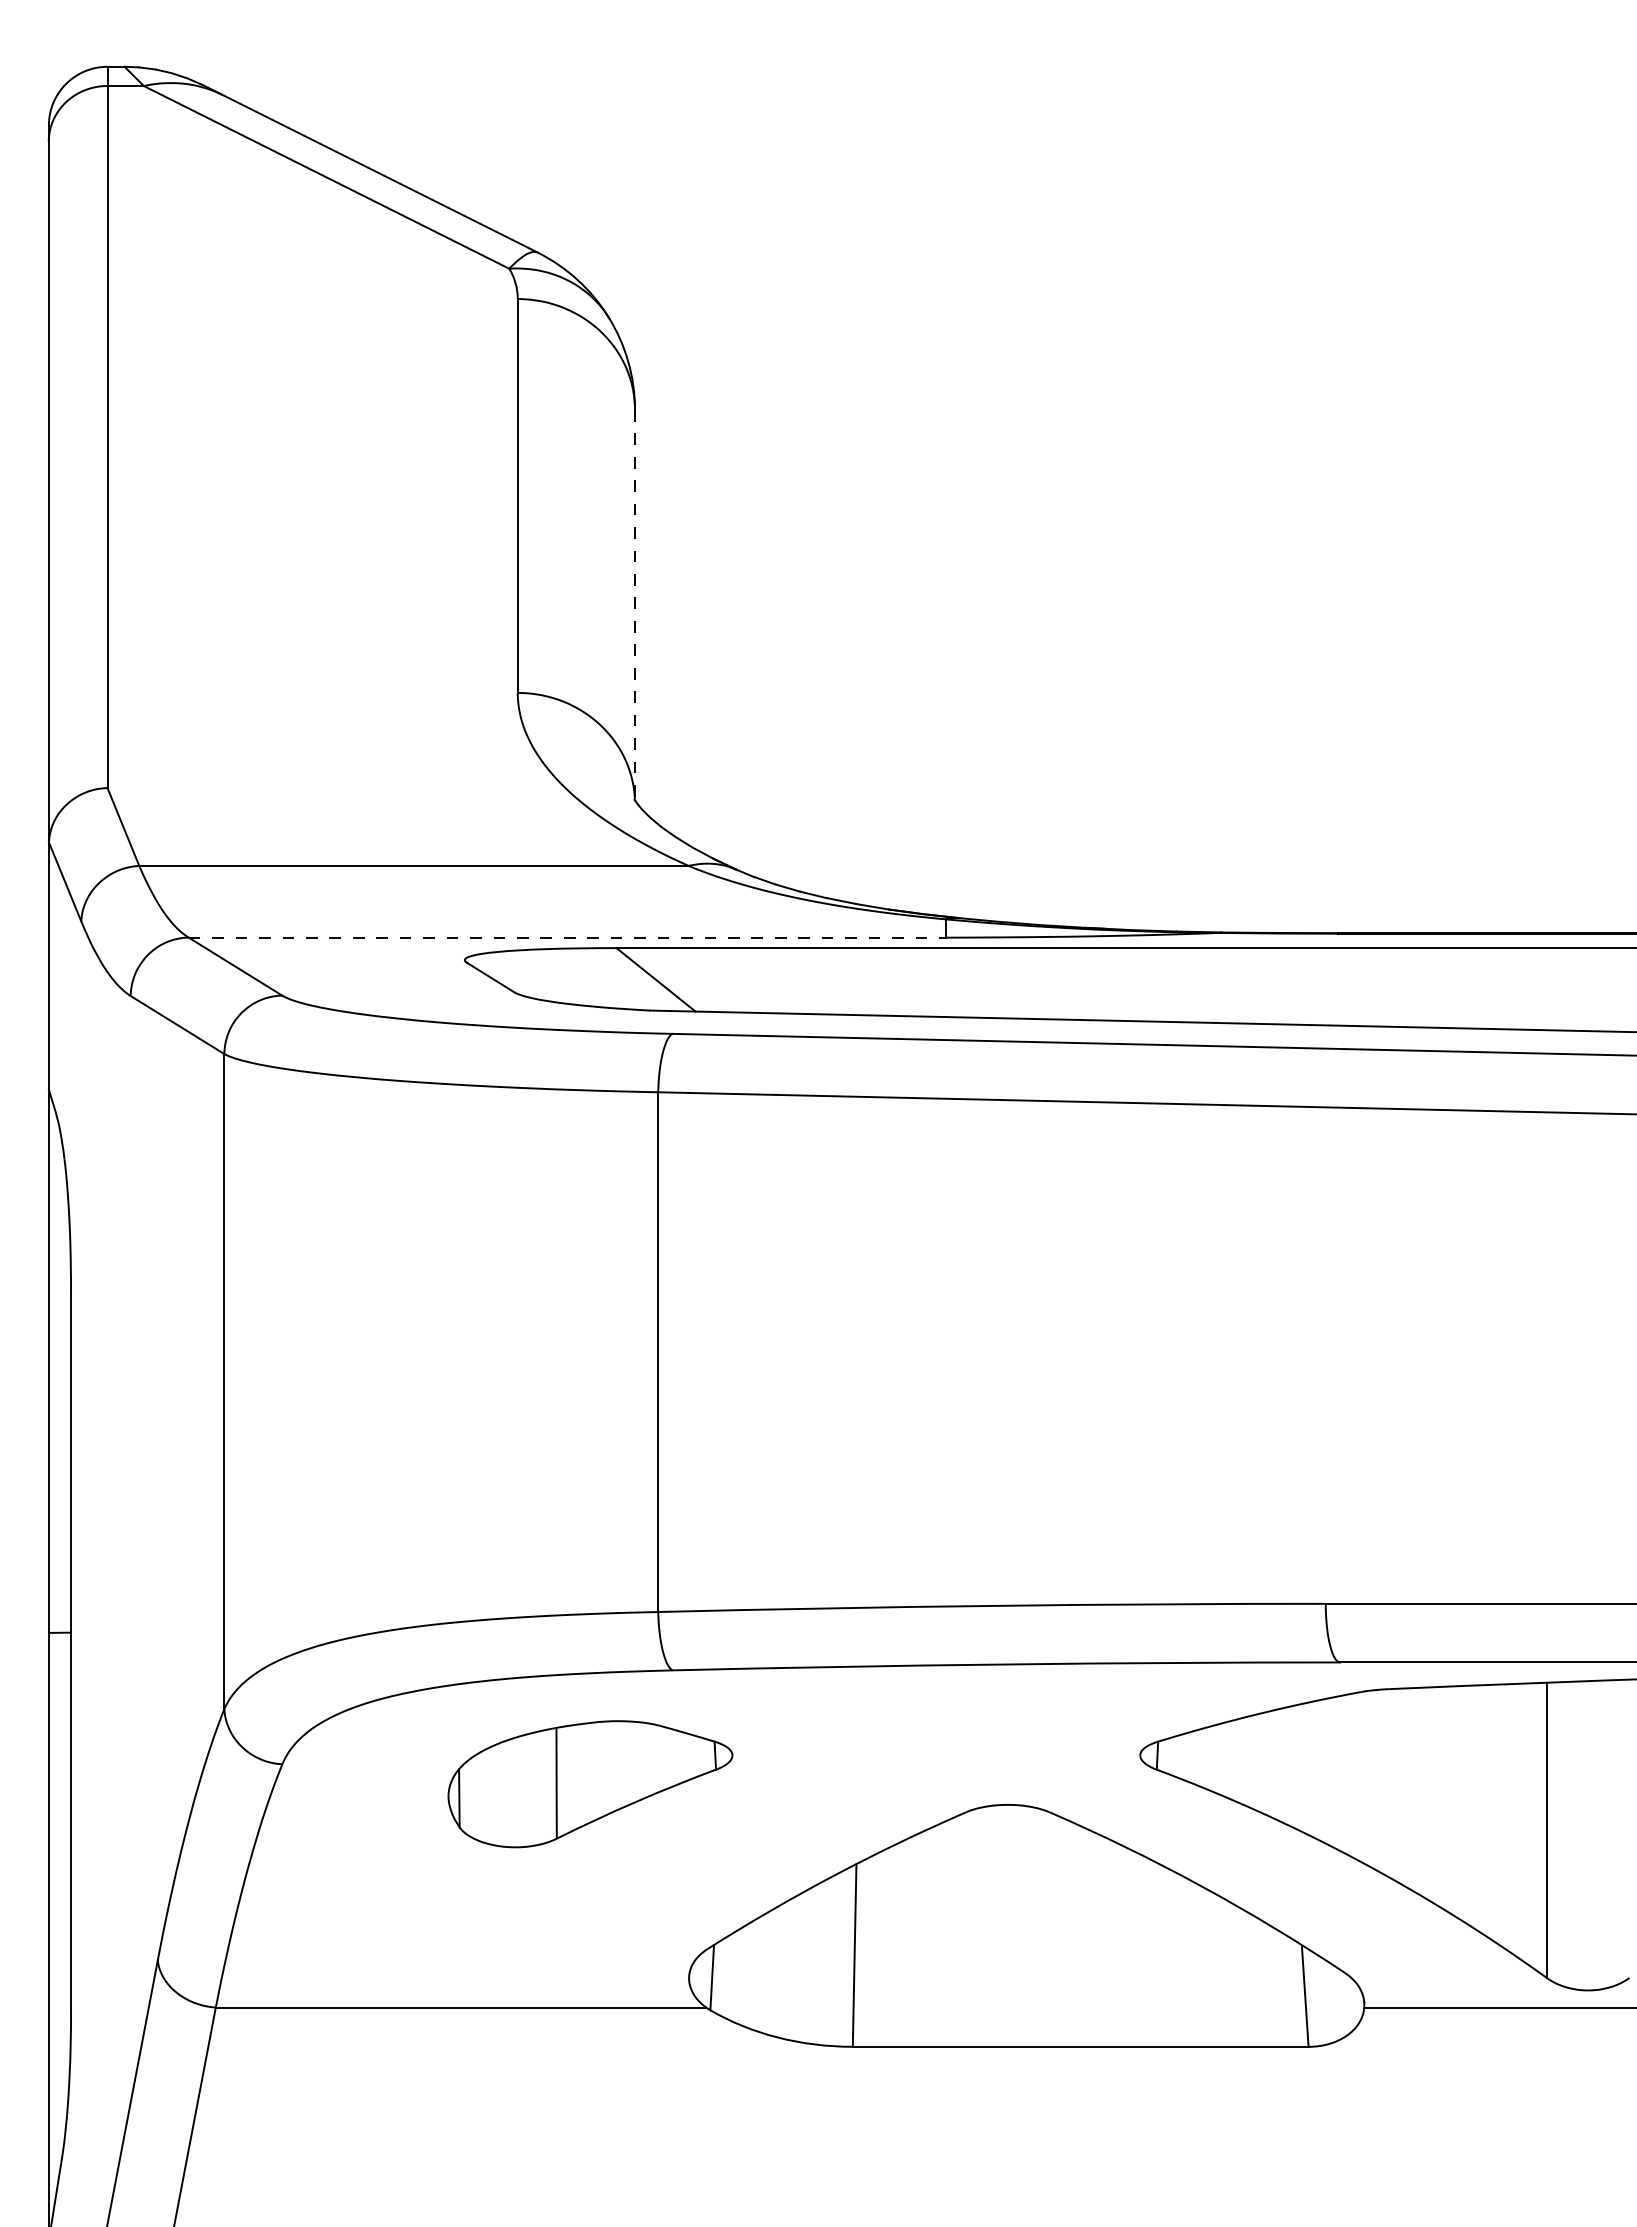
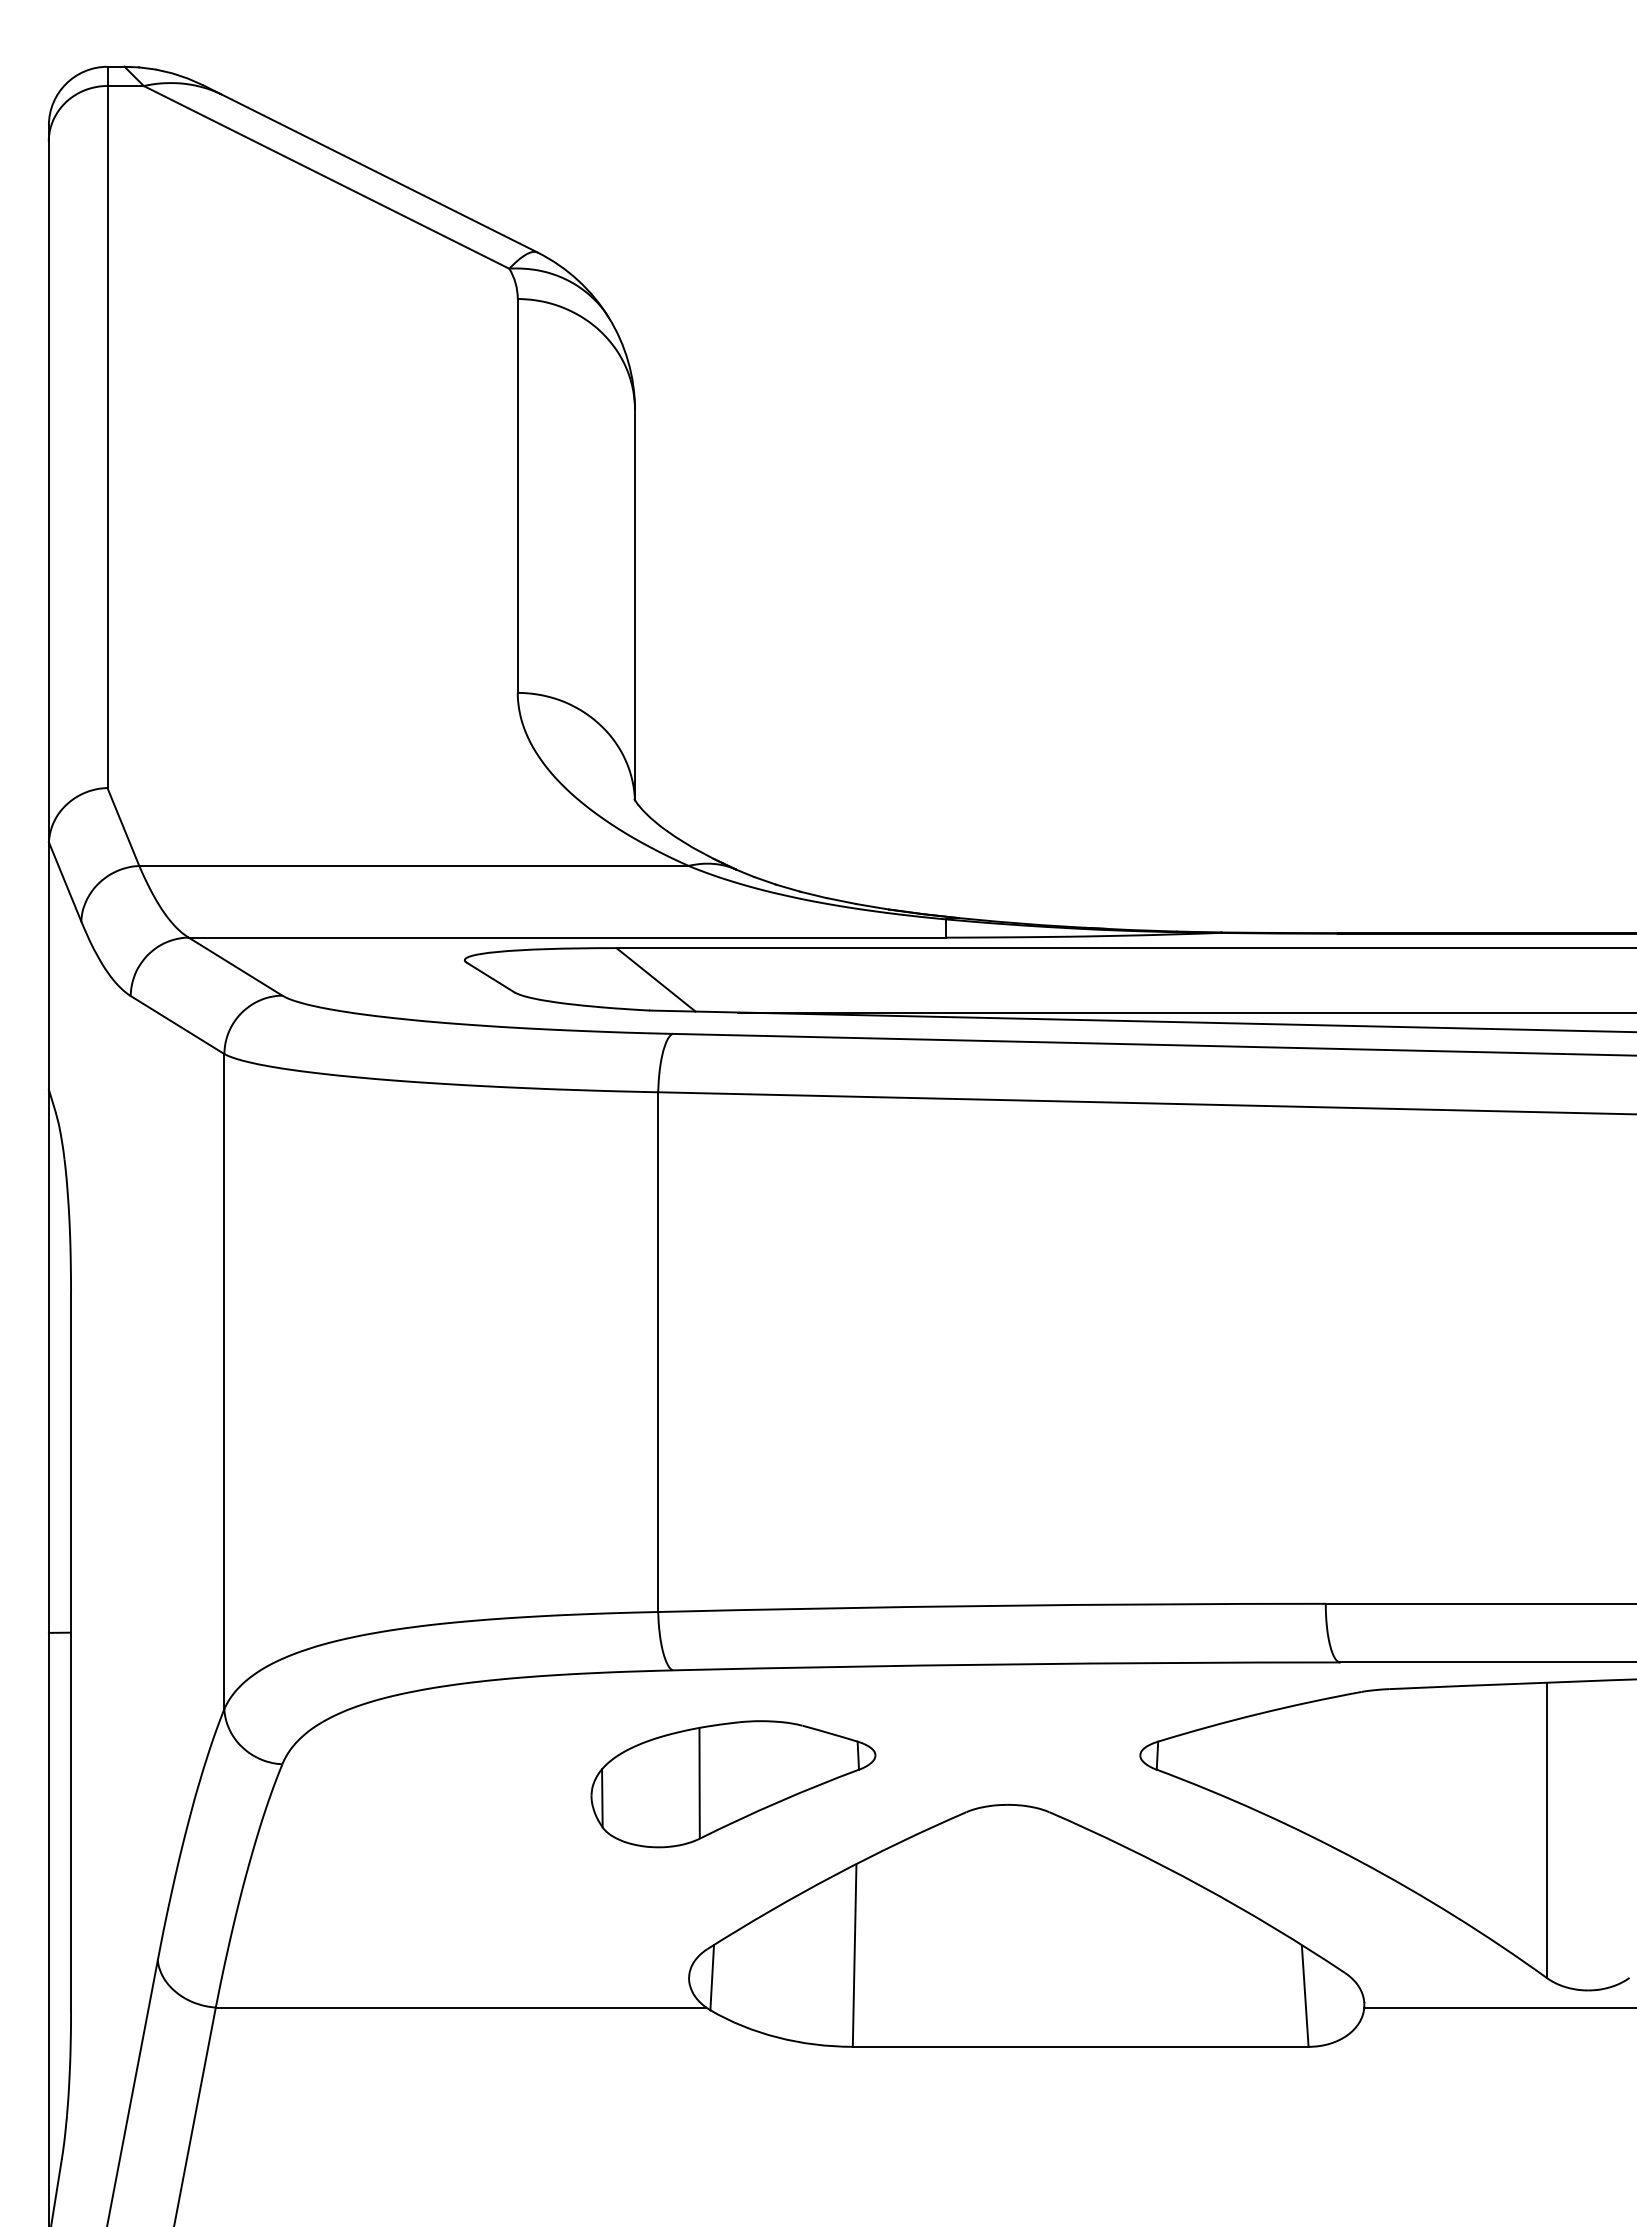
line: dashed -> solid (635, 605)
line: dashed -> solid (567, 937)
line: none -> present (1185, 1012)
part position: (590, 1784) -> (733, 1784) (733, 1784)
